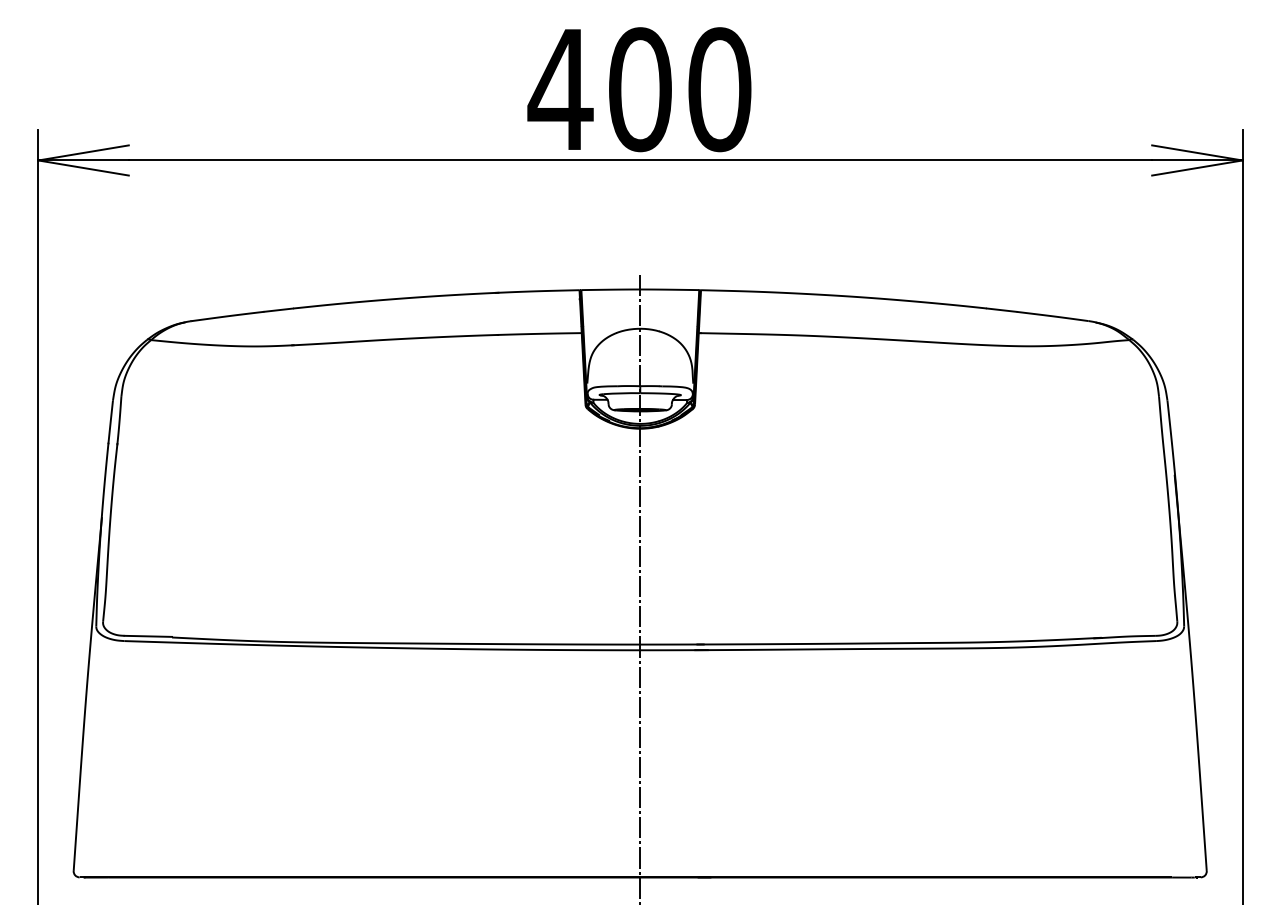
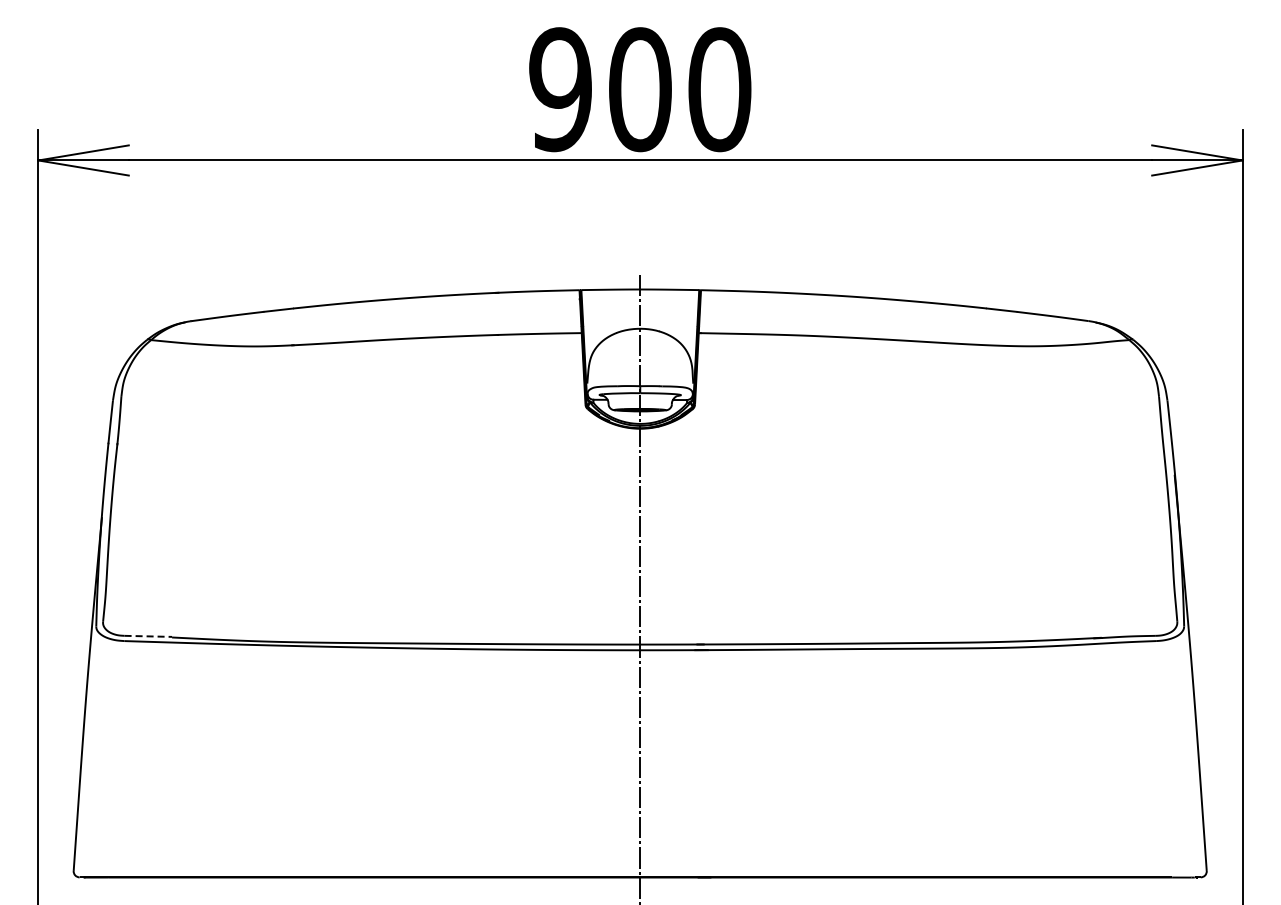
text: 400 -> 900 (560, 89)
line: solid -> dashed (148, 636)
